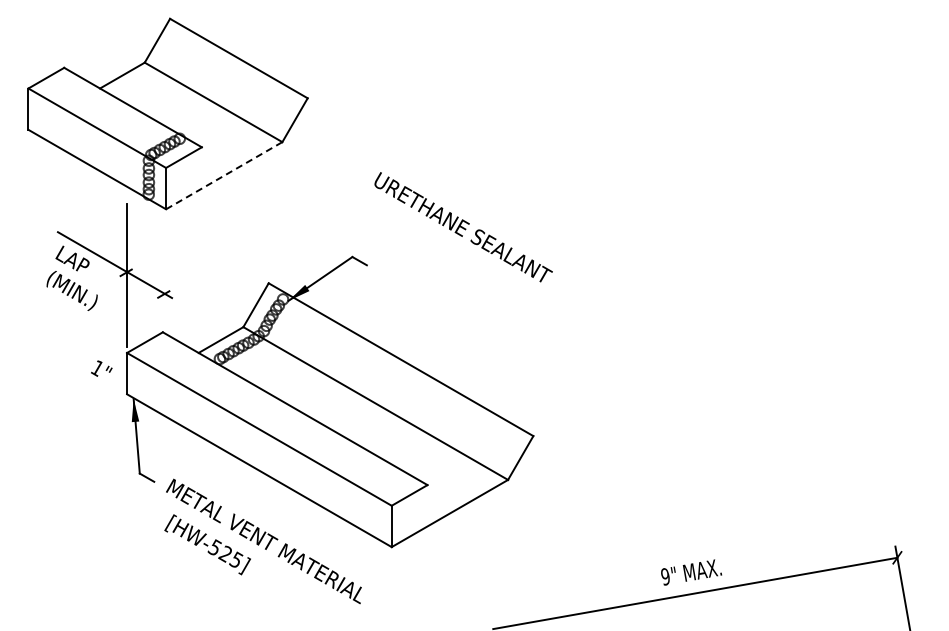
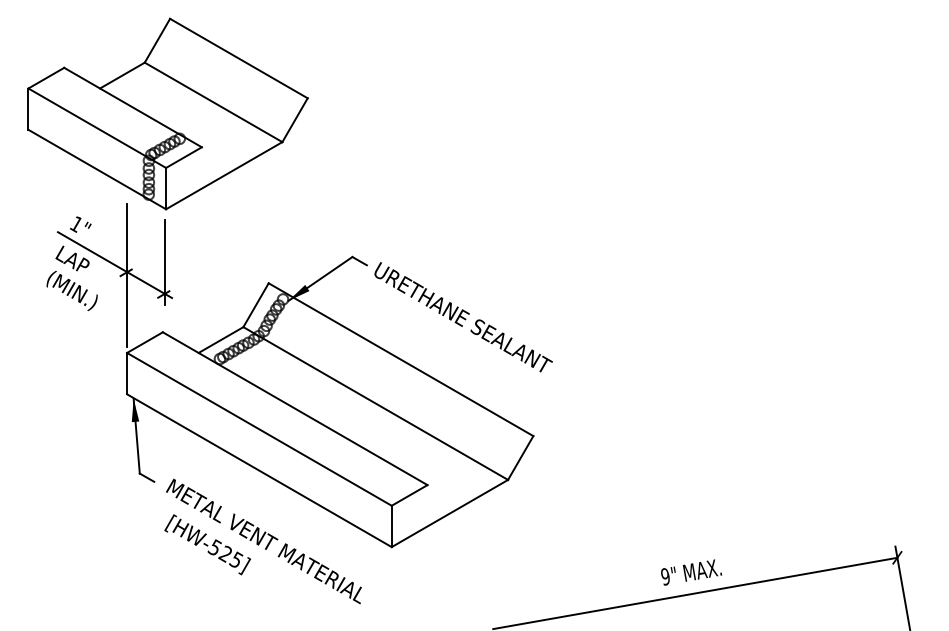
line: dashed -> solid (224, 175)
text position: (463, 227) -> (463, 317) (463, 317)
line: none -> present (164, 262)
text position: (101, 368) -> (80, 224) (80, 224)
